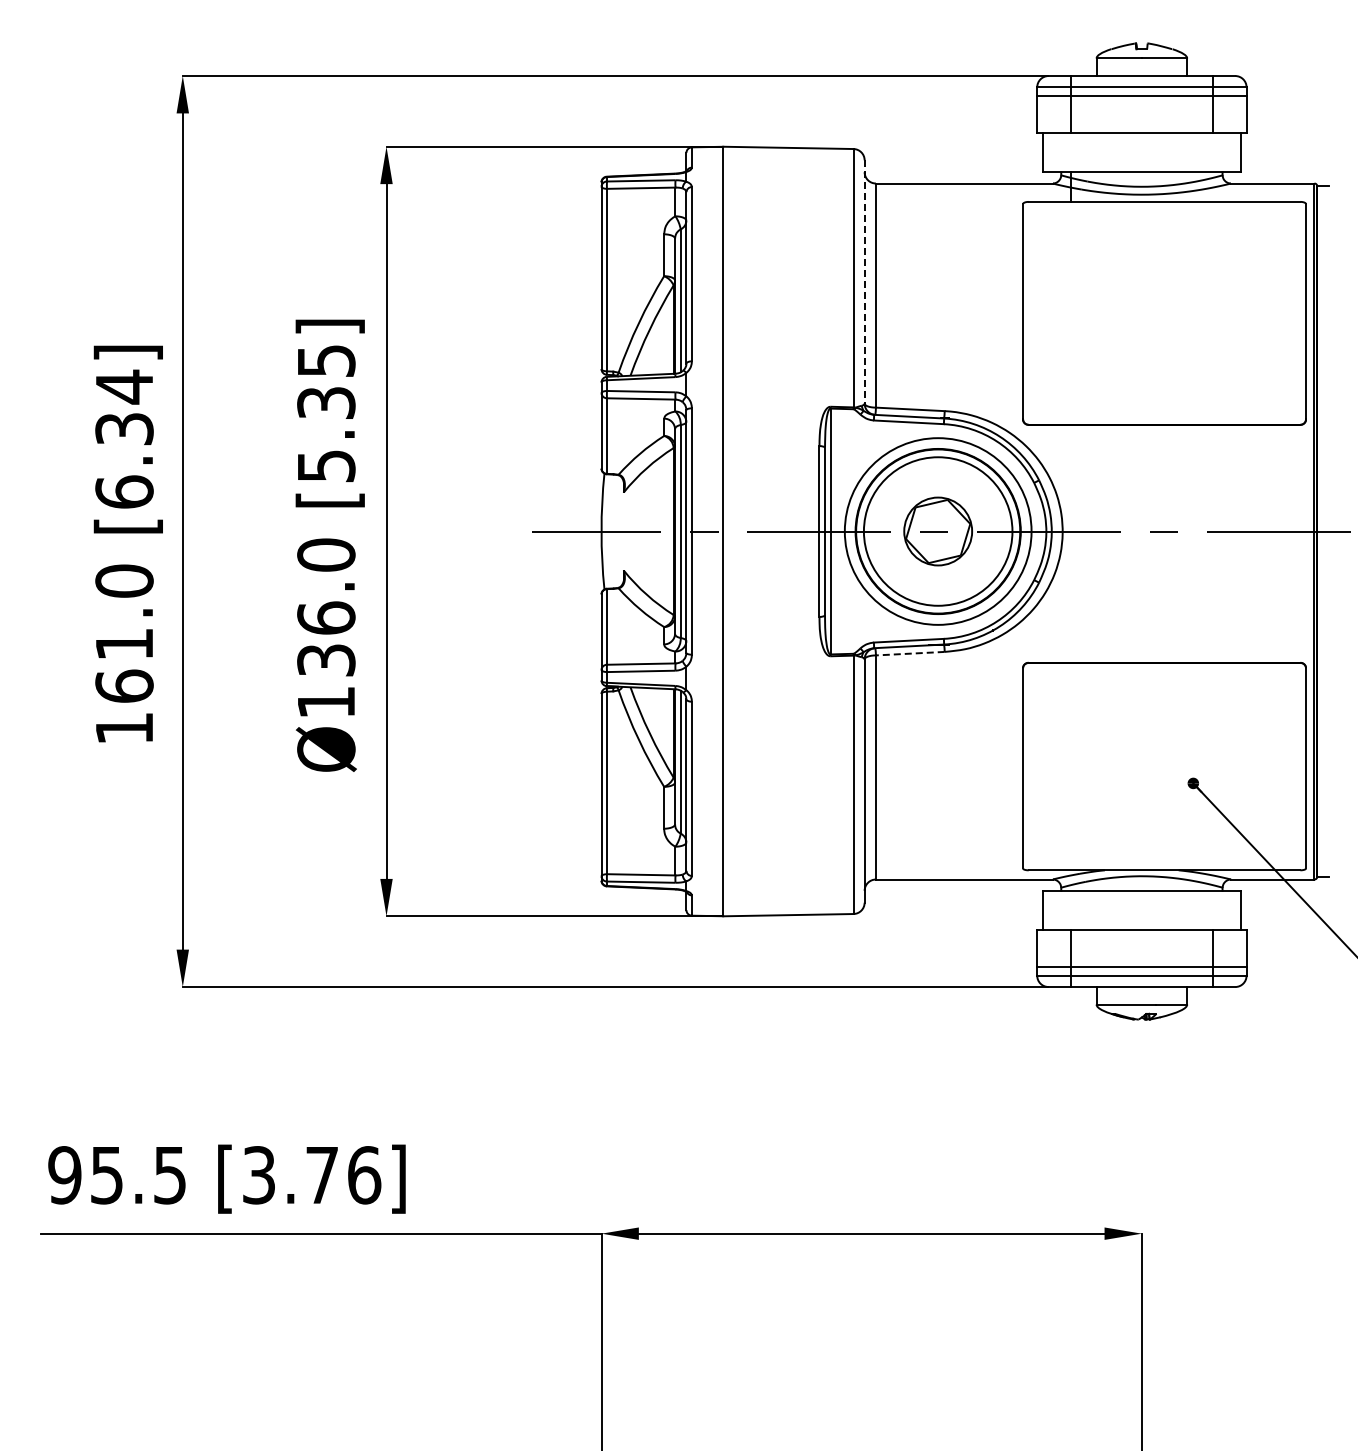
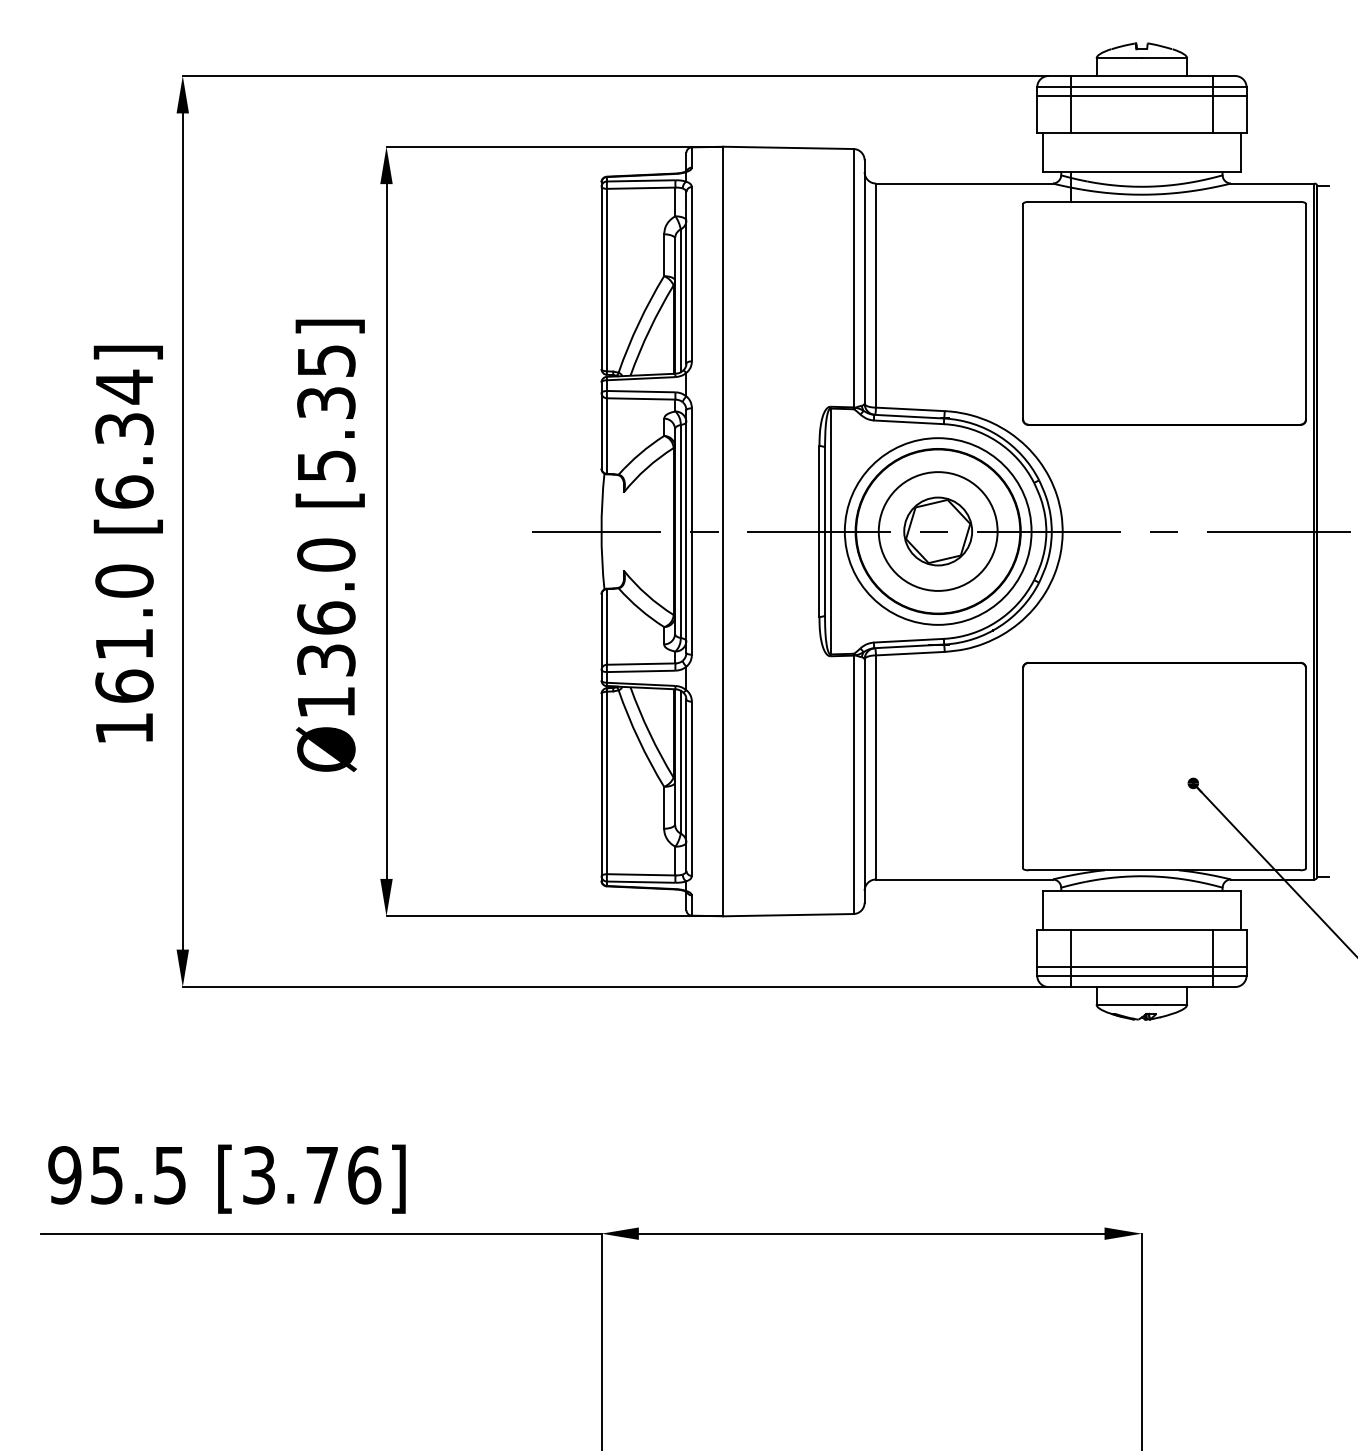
line: dashed -> solid (864, 281)
circle diameter: 149 px -> 119 px (937, 531)
line: dashed -> solid (909, 653)
